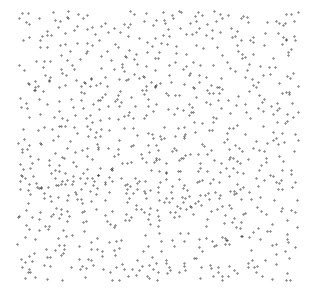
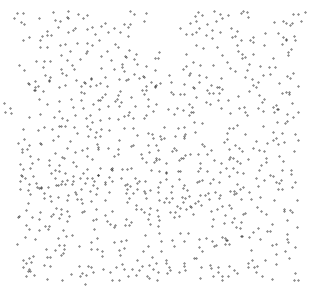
part position: (24, 18) -> (19, 18) (19, 18)
part position: (282, 18) -> (289, 18) (289, 18)
part position: (244, 19) -> (244, 14) (244, 14)
part size: 15x10 px -> 10x7 px (71, 30)
part: present -> none (160, 38)
part position: (172, 94) -> (177, 93) (177, 93)
part position: (23, 103) -> (7, 108) (7, 108)
part size: 11x14 px -> 8x10 px (275, 108)
part size: 17x17 px -> 11x11 px (243, 111)
part: present -> none (212, 123)
part position: (126, 162) -> (126, 168) (126, 168)
part size: 17x7 px -> 11x6 px (288, 210)
part position: (128, 217) -> (128, 222) (128, 222)
part position: (206, 222) -> (212, 222) (212, 222)
part position: (84, 226) -> (94, 224) (94, 224)
part position: (115, 247) -> (120, 247) (120, 247)
part size: 17x28 px -> 14x23 px (28, 266)
part position: (82, 268) -> (82, 275) (82, 275)
part position: (288, 276) -> (296, 276) (296, 276)
